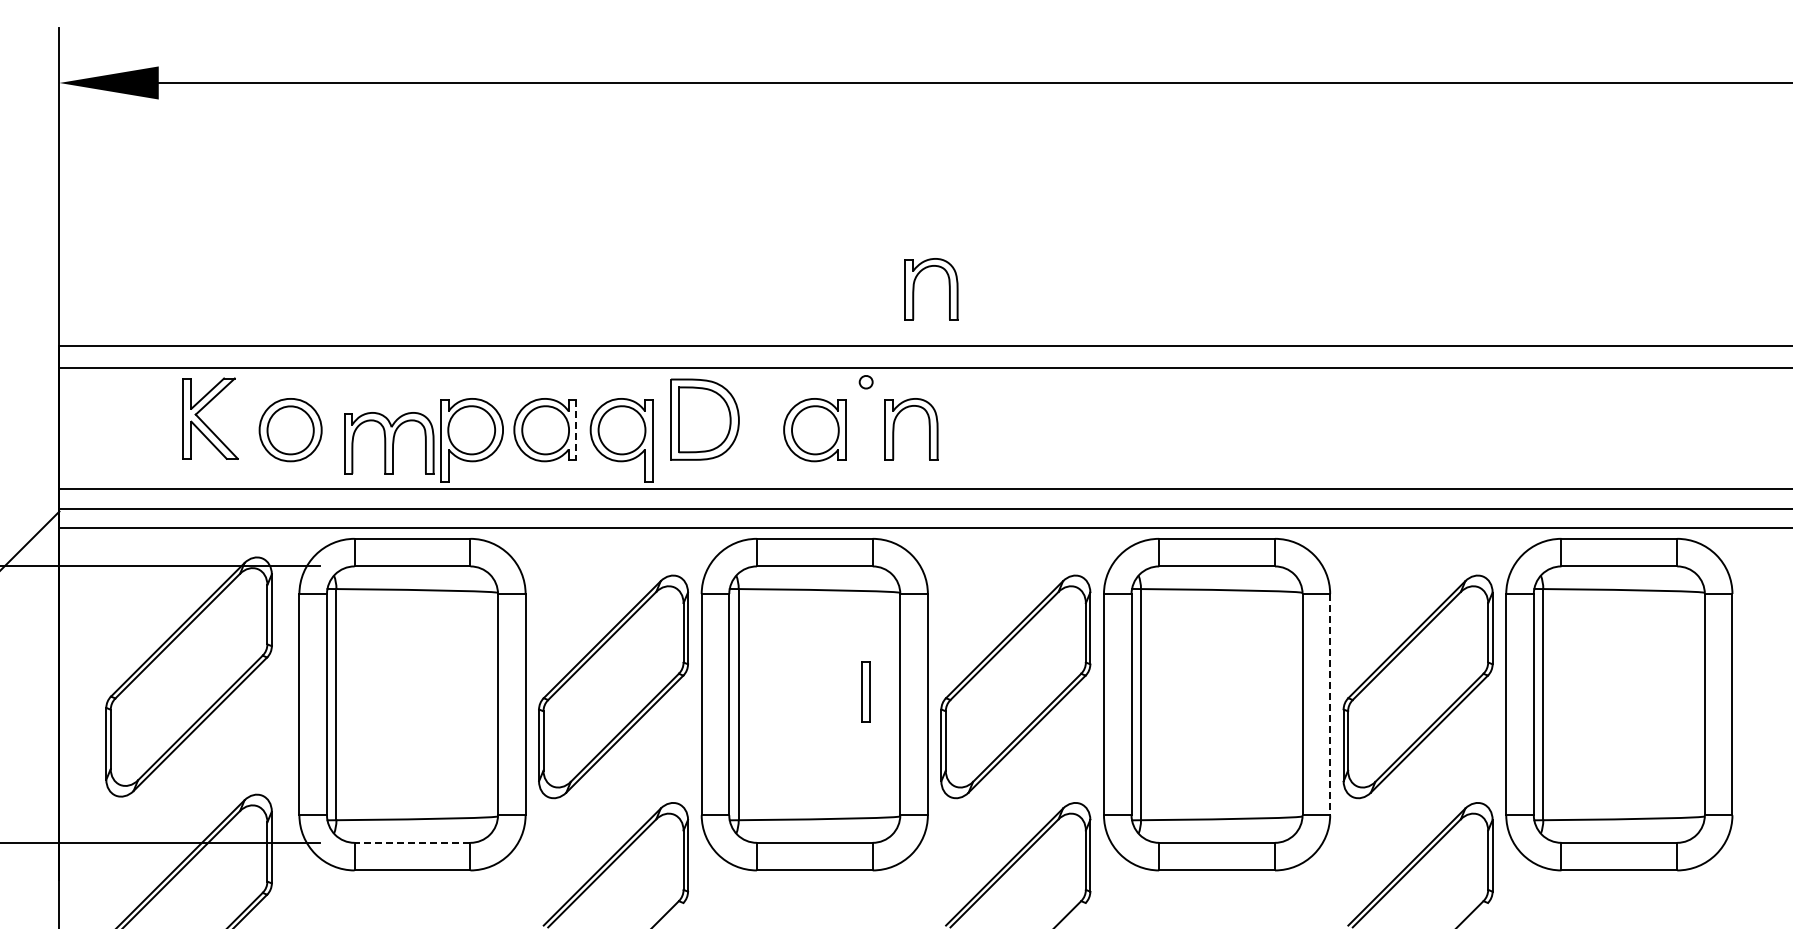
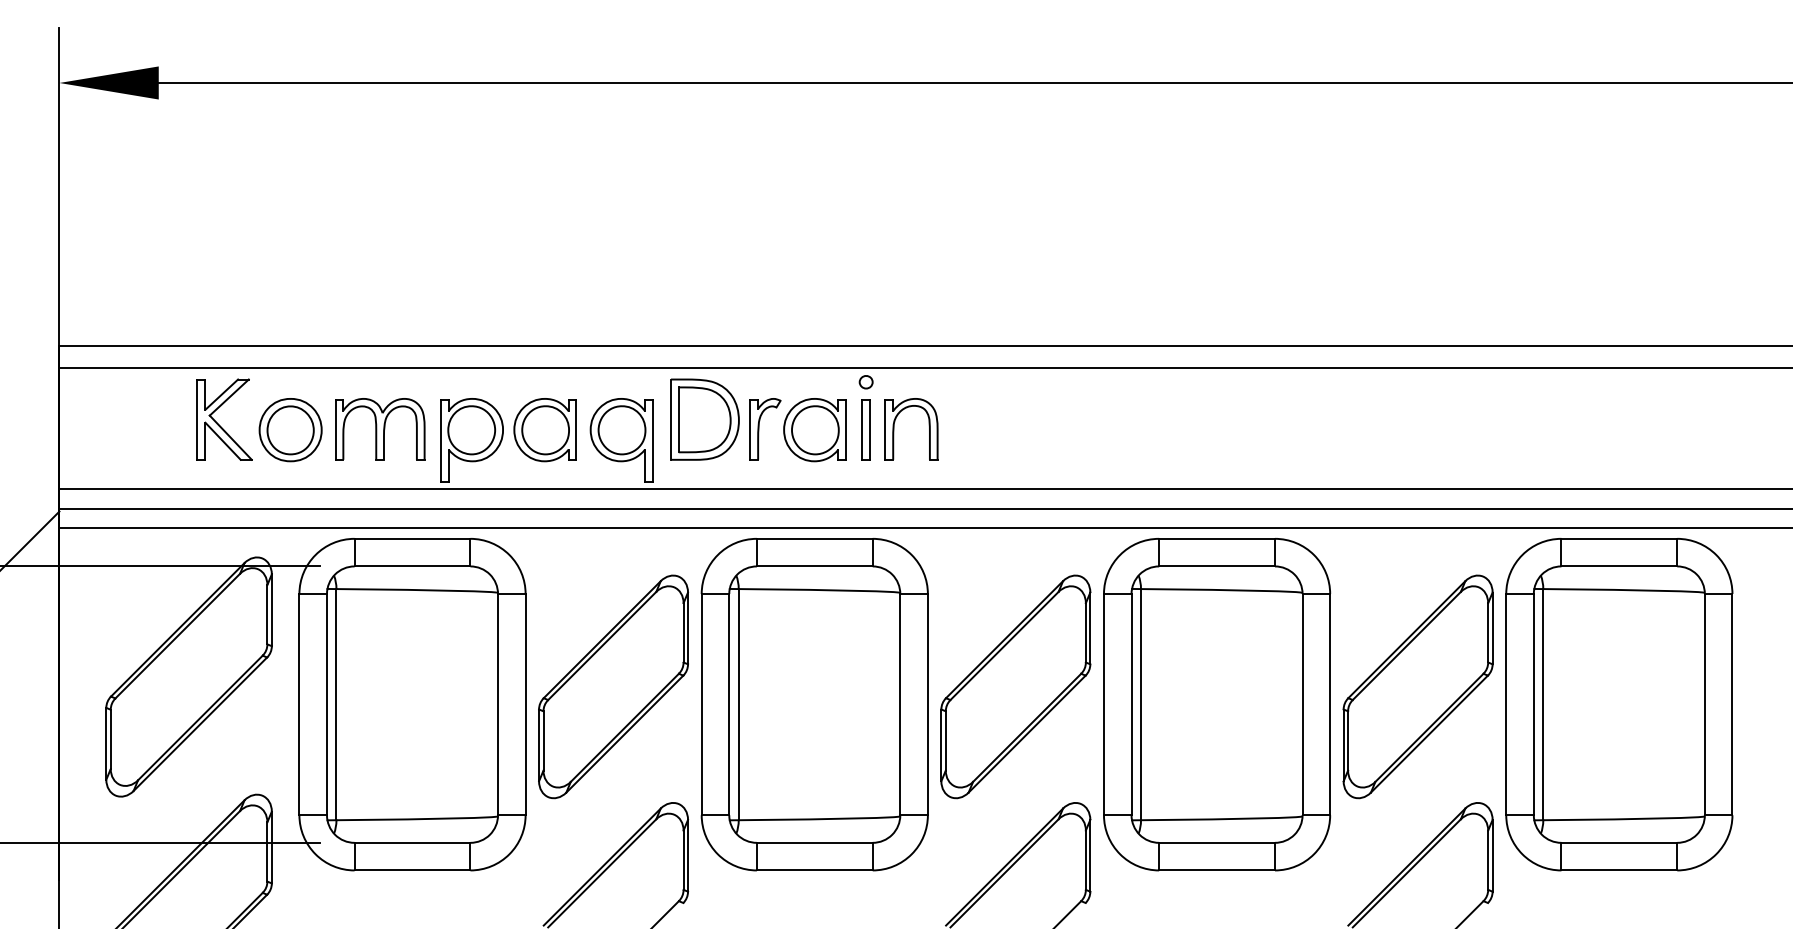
part: present -> none (914, 289)
part position: (205, 423) -> (219, 424) (219, 424)
part: none -> present (765, 429)
line: dashed -> solid (576, 430)
part position: (389, 443) -> (380, 429) (380, 429)
part position: (865, 691) -> (865, 429) (865, 429)
line: dashed -> solid (1330, 704)
line: dashed -> solid (412, 842)
